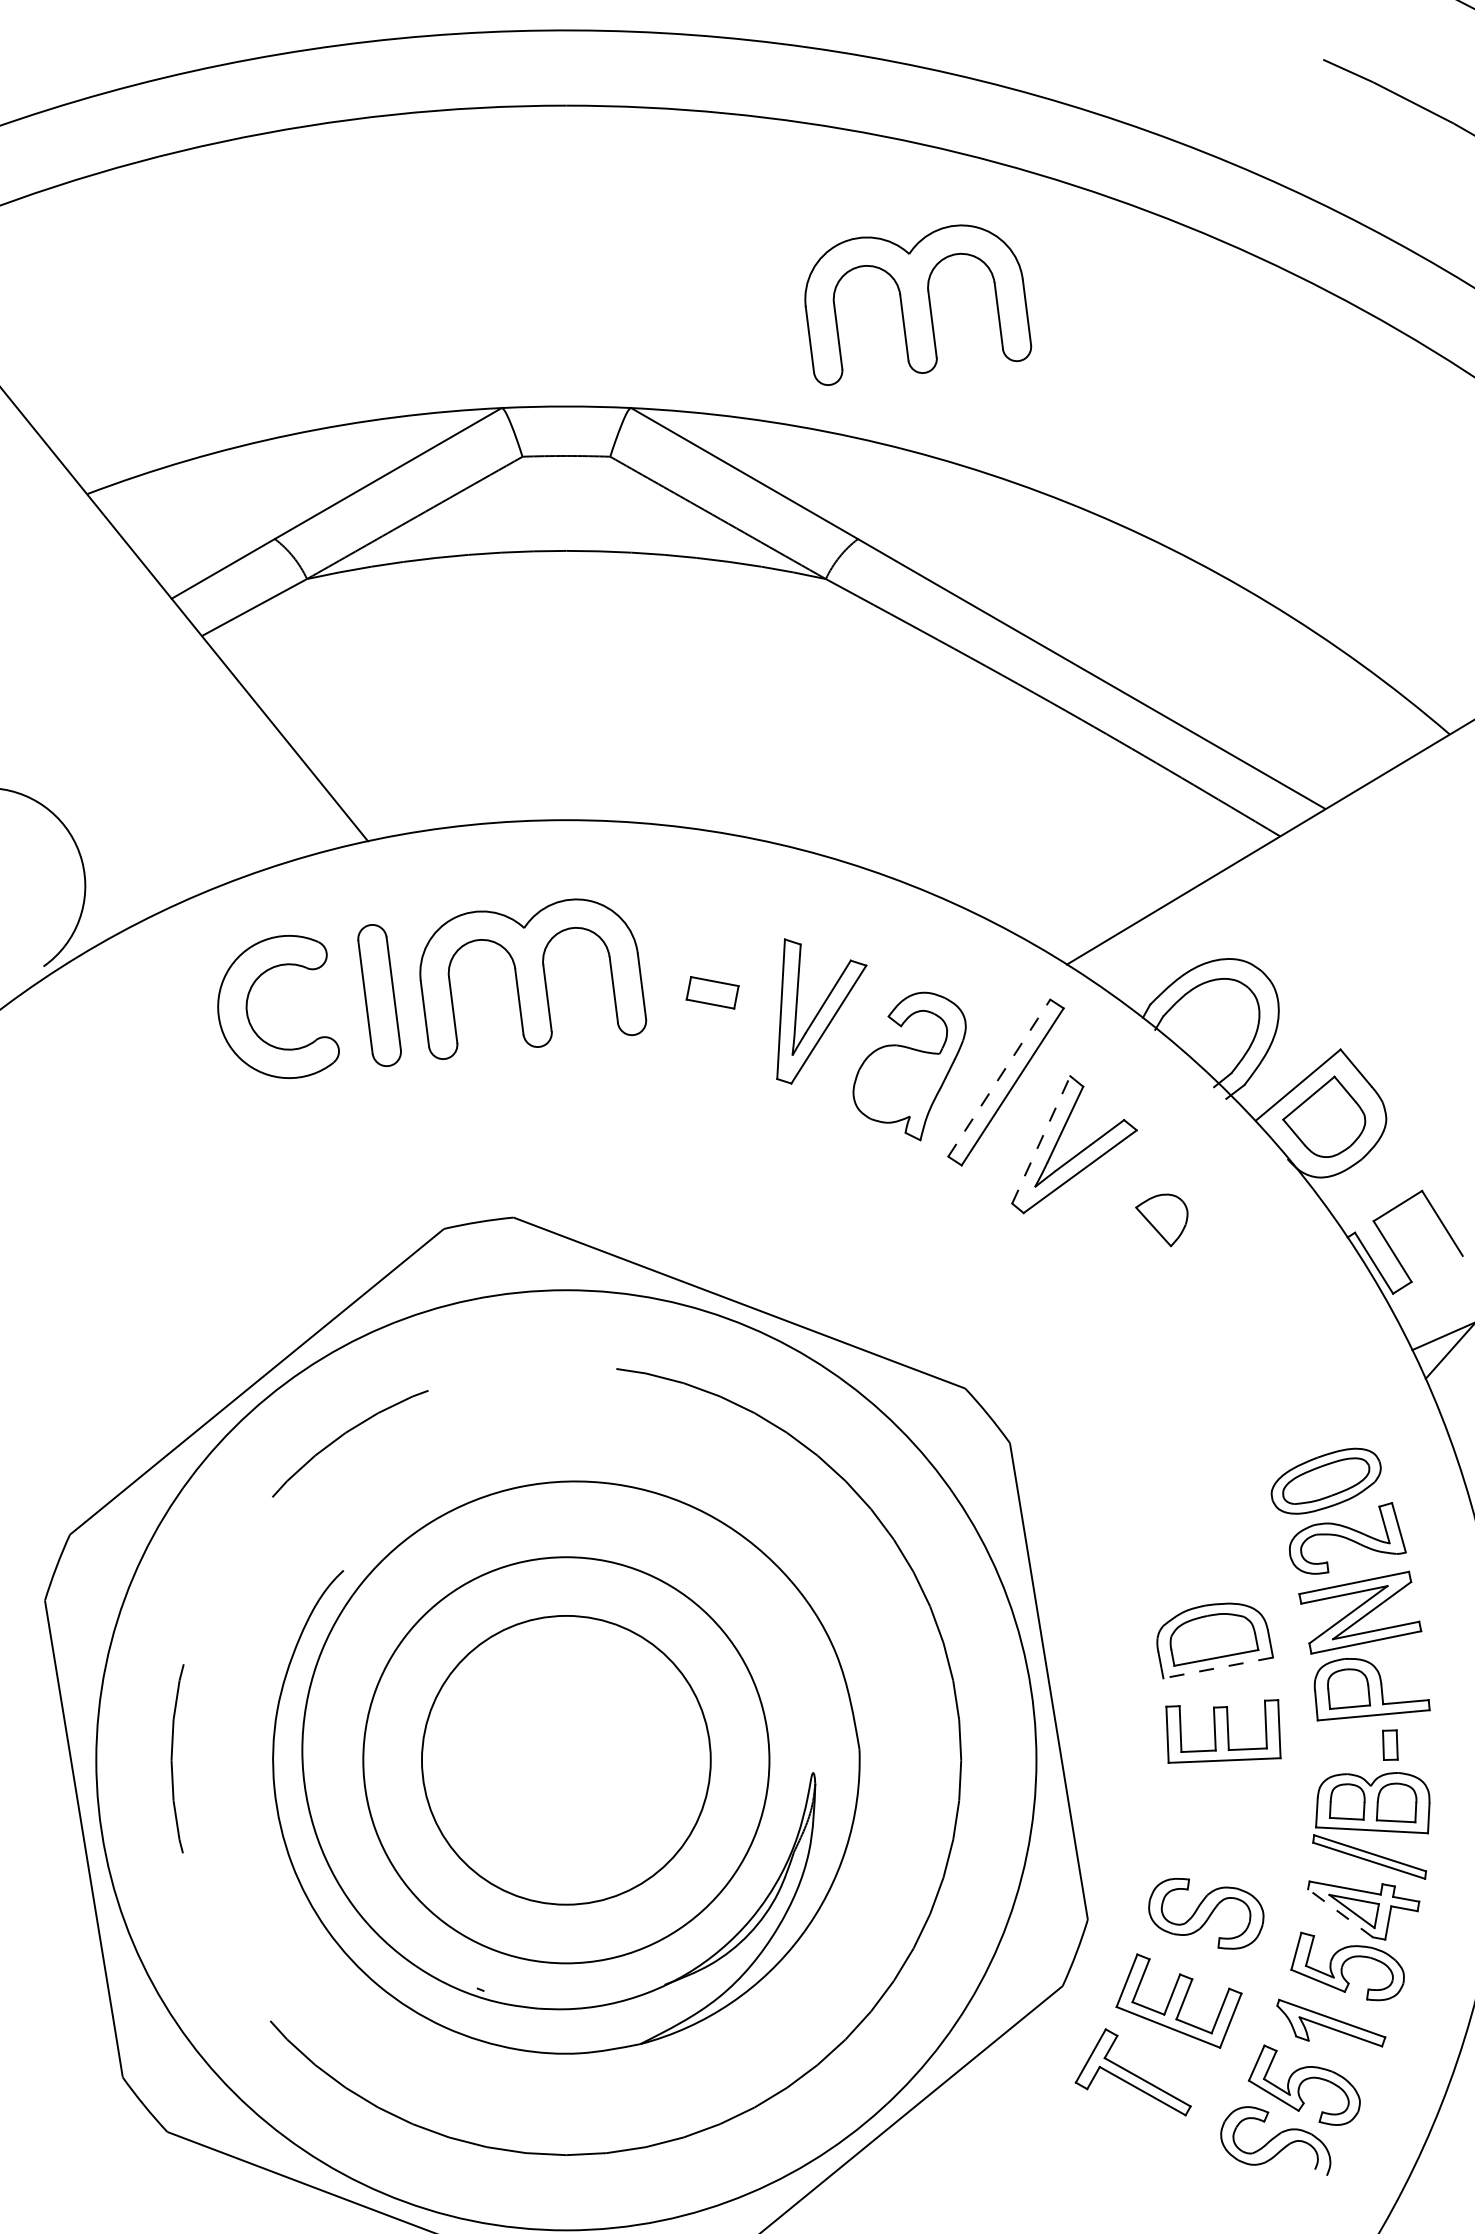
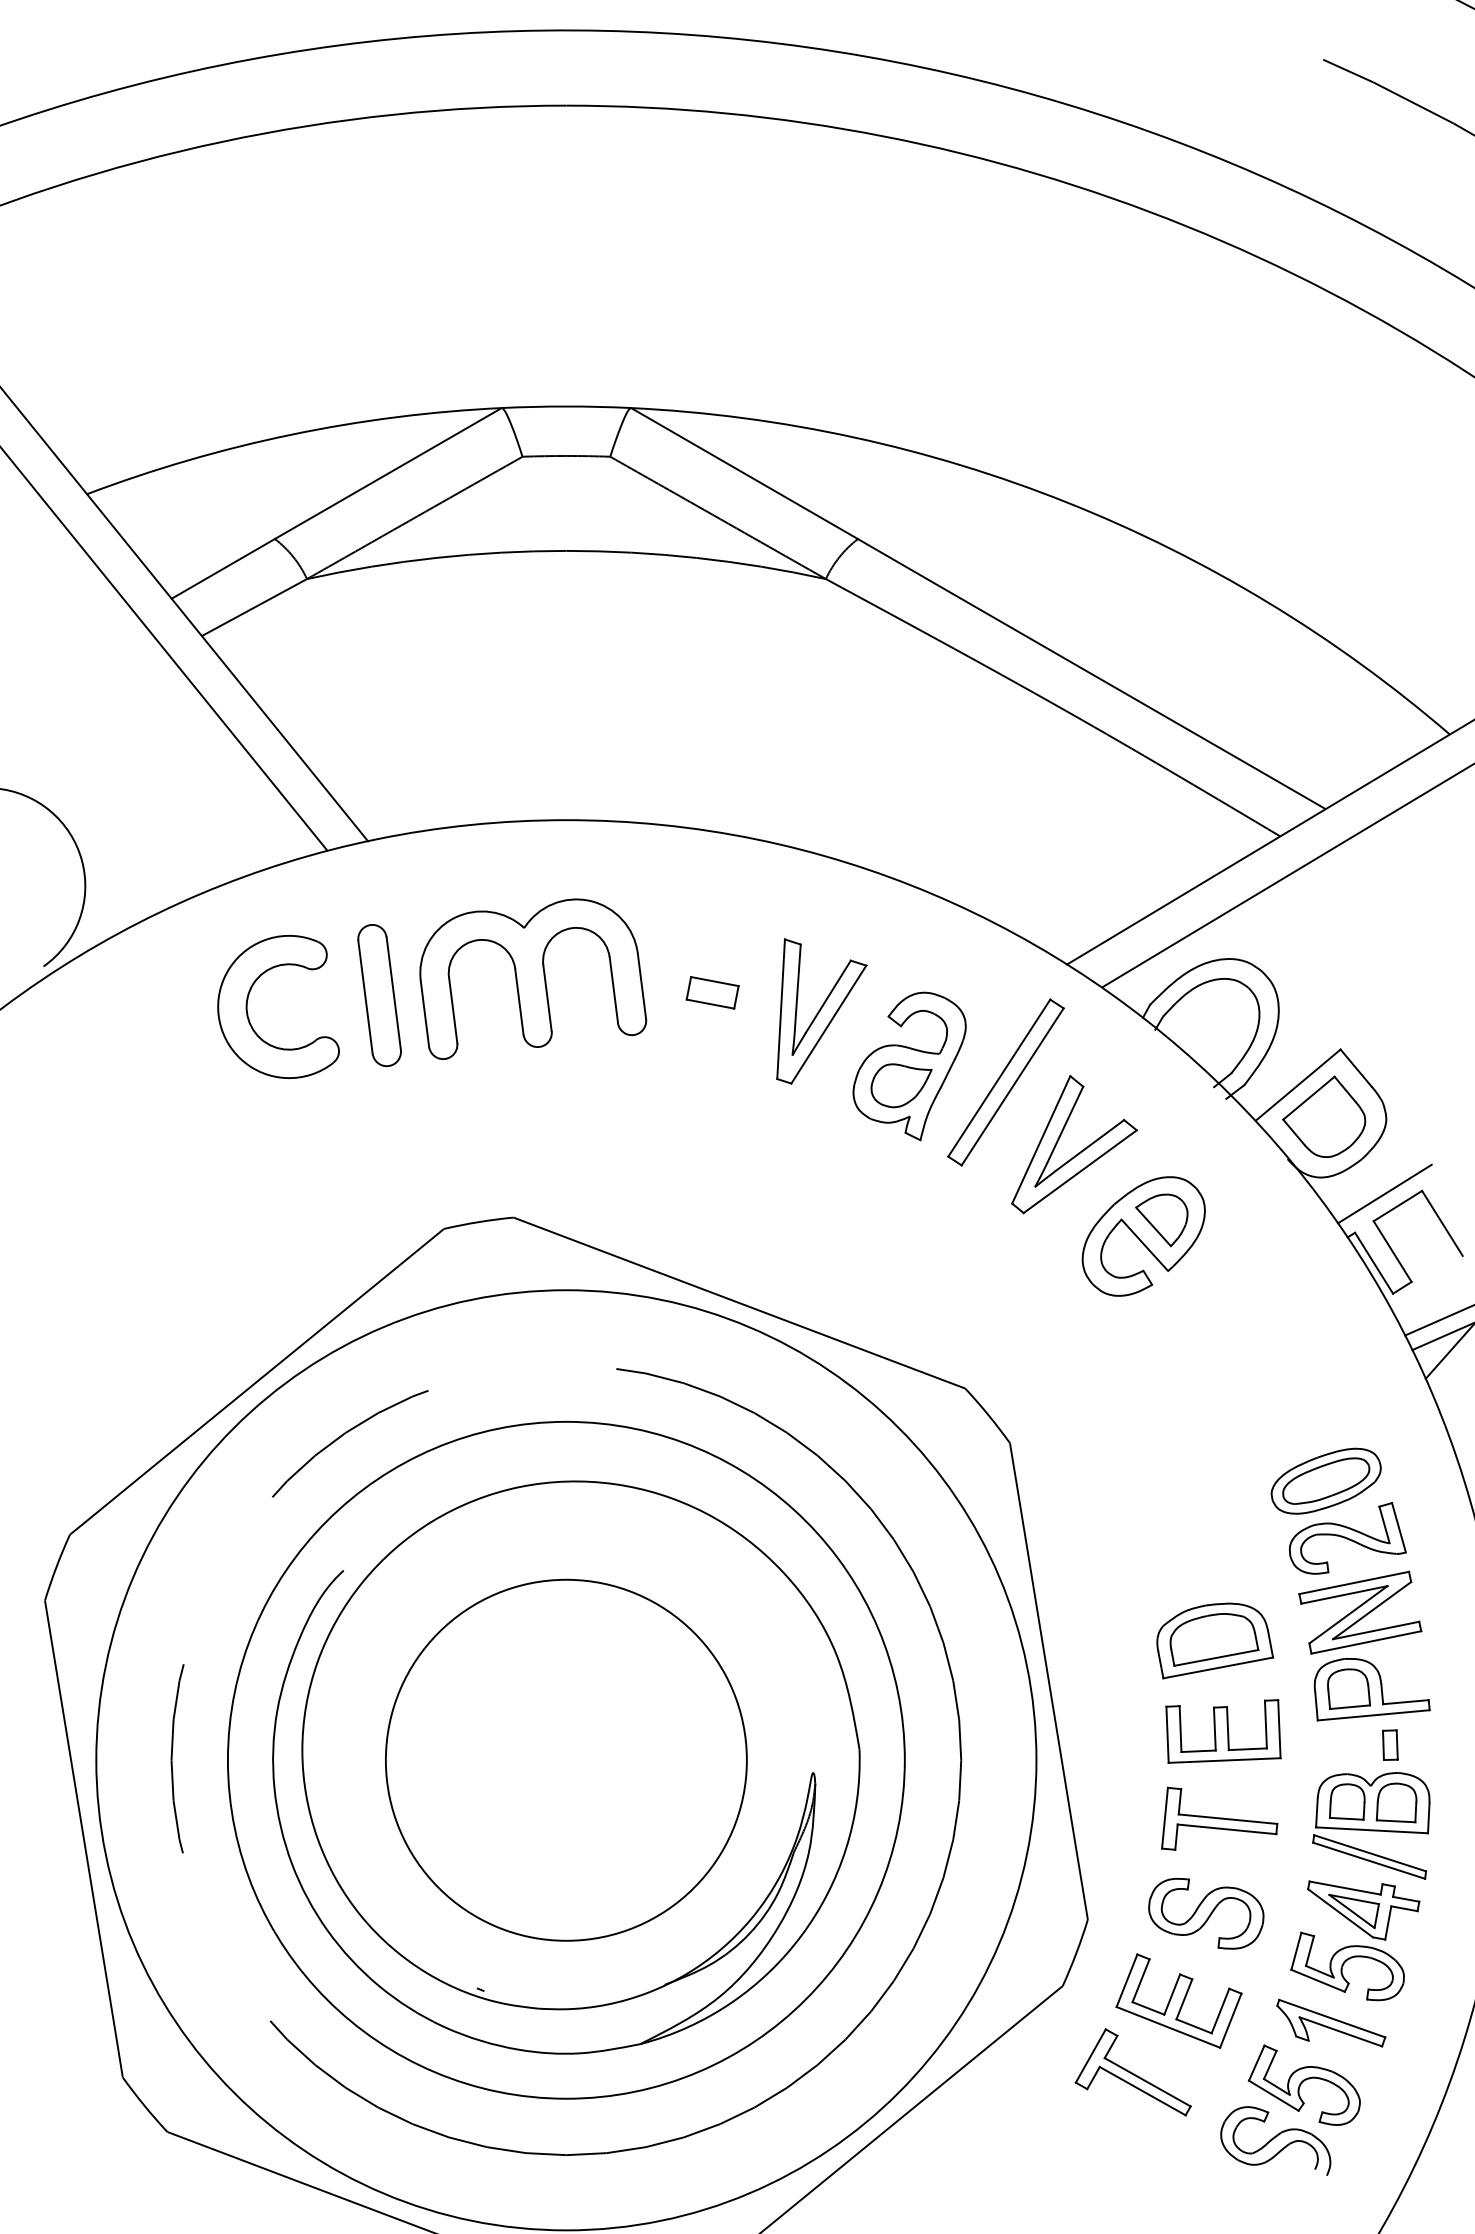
part: present -> none (918, 304)
line: none -> present (164, 650)
line: none -> present (1286, 876)
line: dashed -> solid (999, 1078)
part: none -> present (901, 1085)
line: dashed -> solid (1041, 1139)
line: none -> present (1384, 1193)
part: none -> present (1143, 1236)
line: none -> present (1438, 1320)
line: dashed -> solid (1218, 1667)
circle diameter: 289 px -> 361 px (565, 1759)
circle diameter: 406 px -> 677 px (565, 1759)
part: none -> present (1219, 1818)
line: dashed -> solid (1340, 1912)
